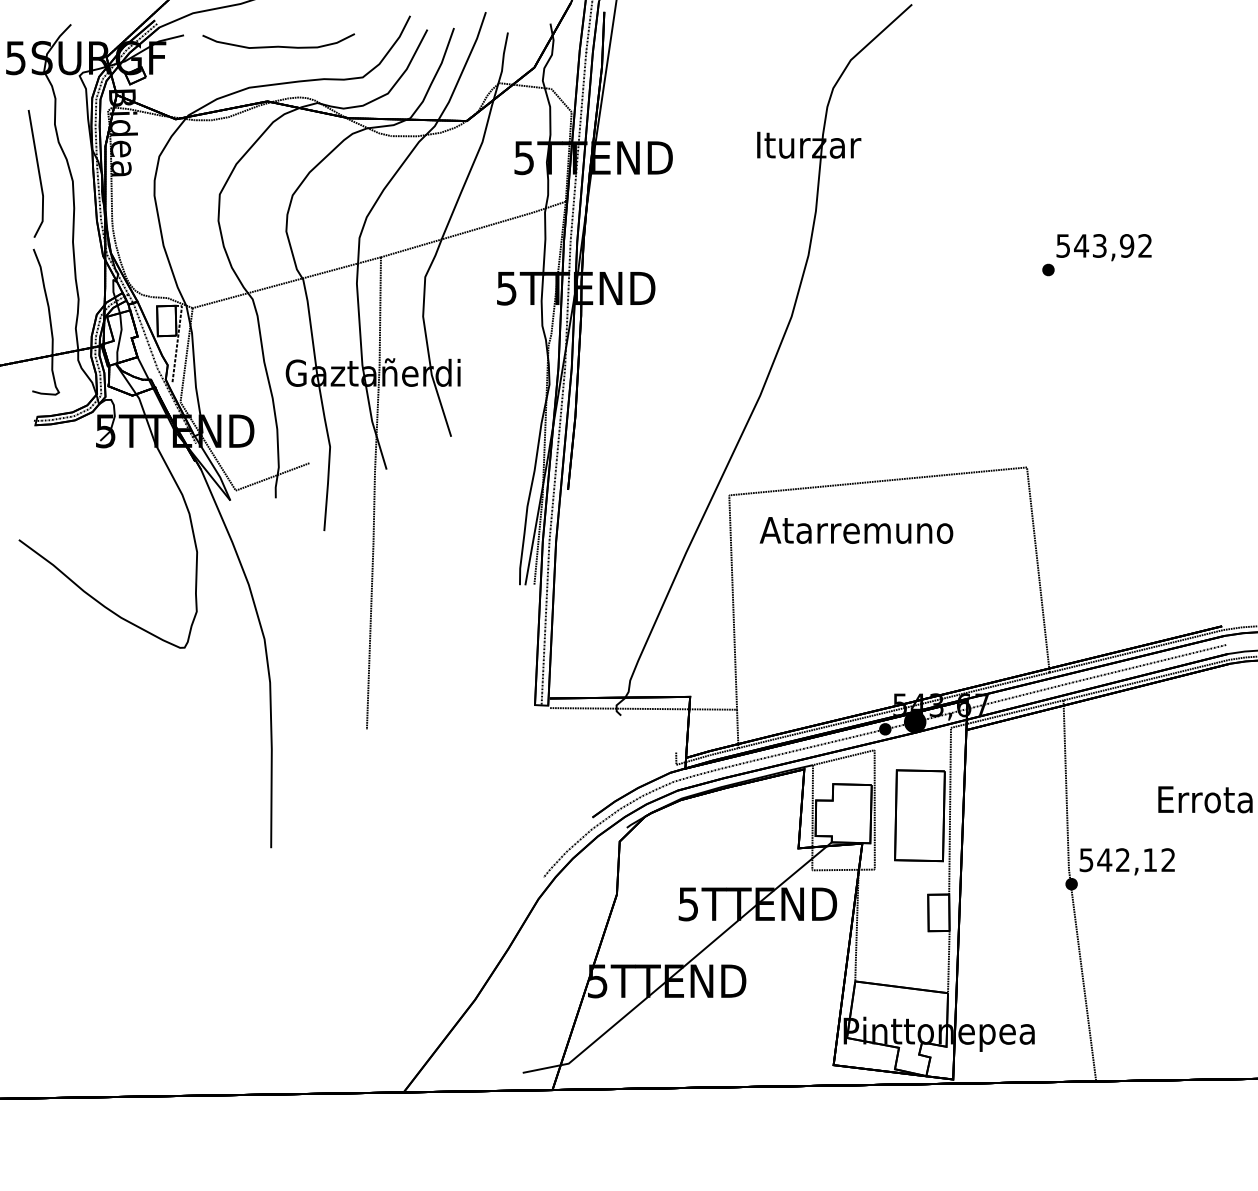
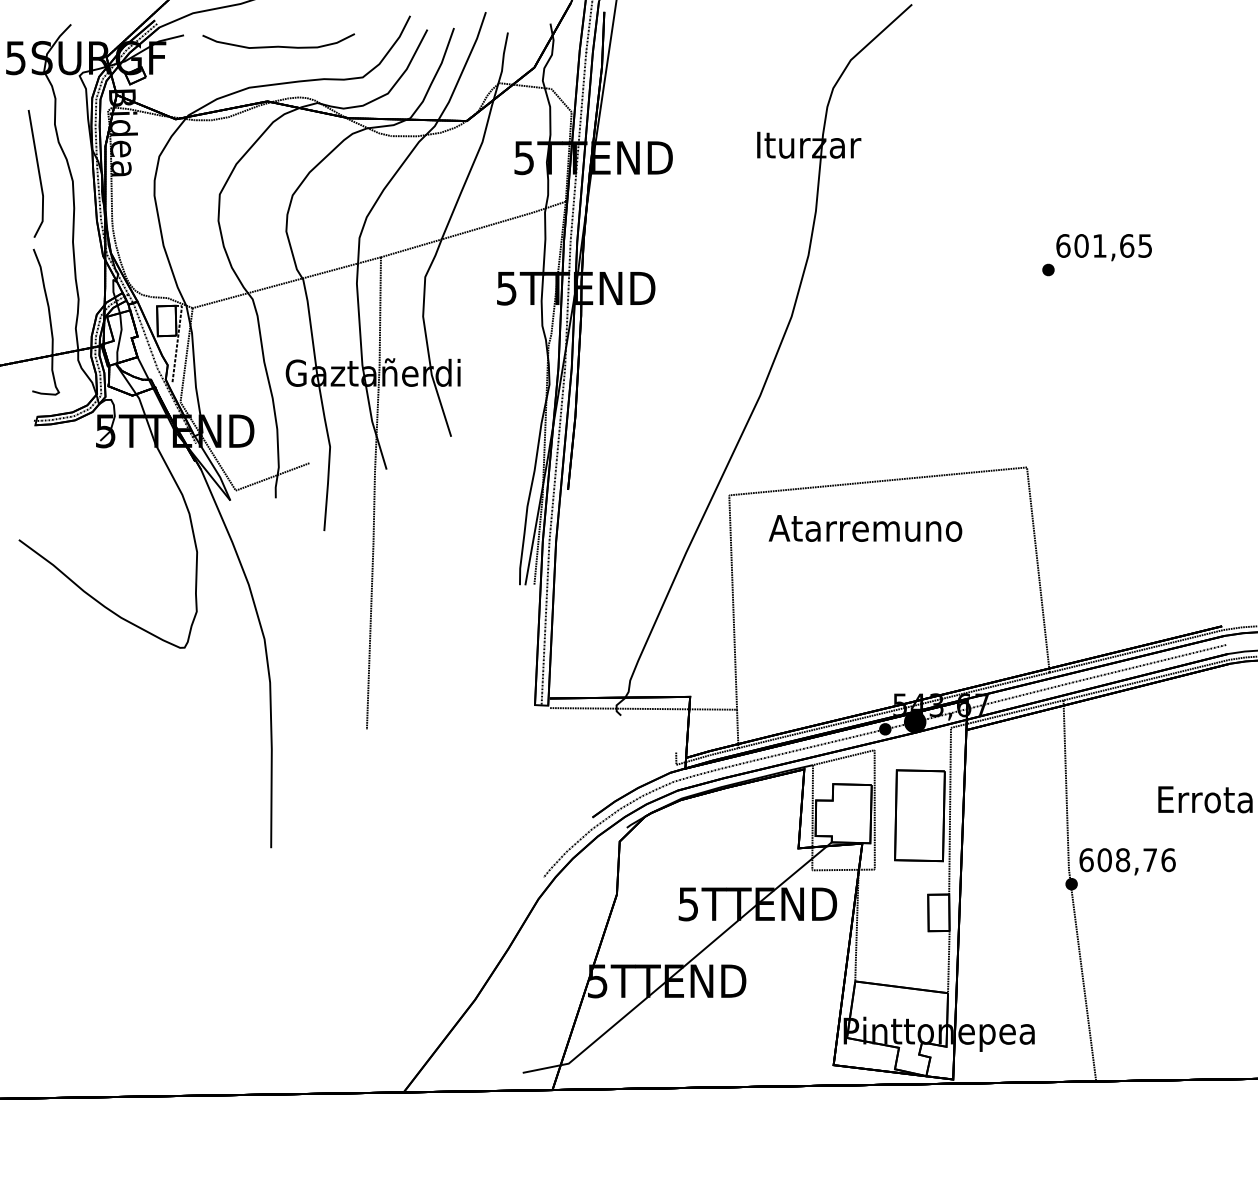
text: 543,92 -> 601,65 (1103, 245)
text position: (856, 530) -> (865, 528) (865, 528)
text: 542,12 -> 608,76 (1127, 860)
